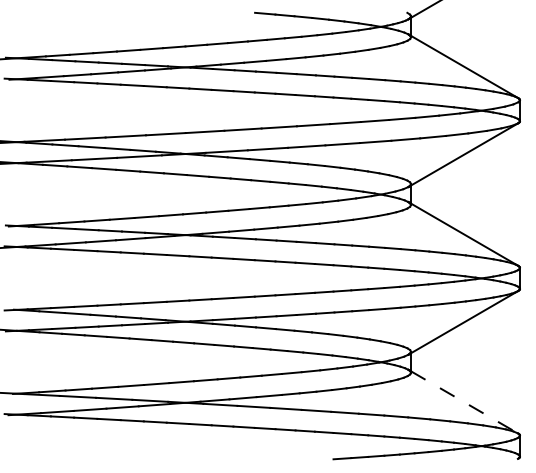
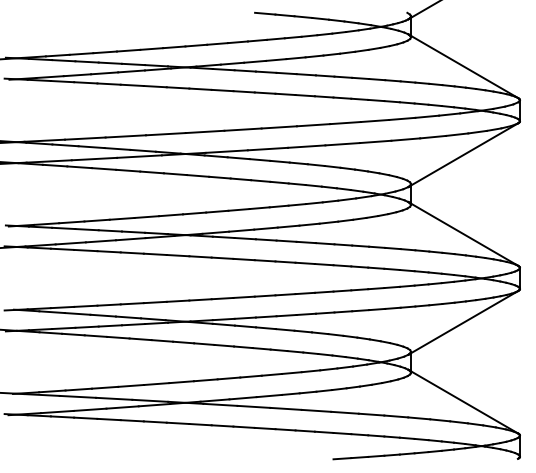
line: dashed -> solid (464, 402)
